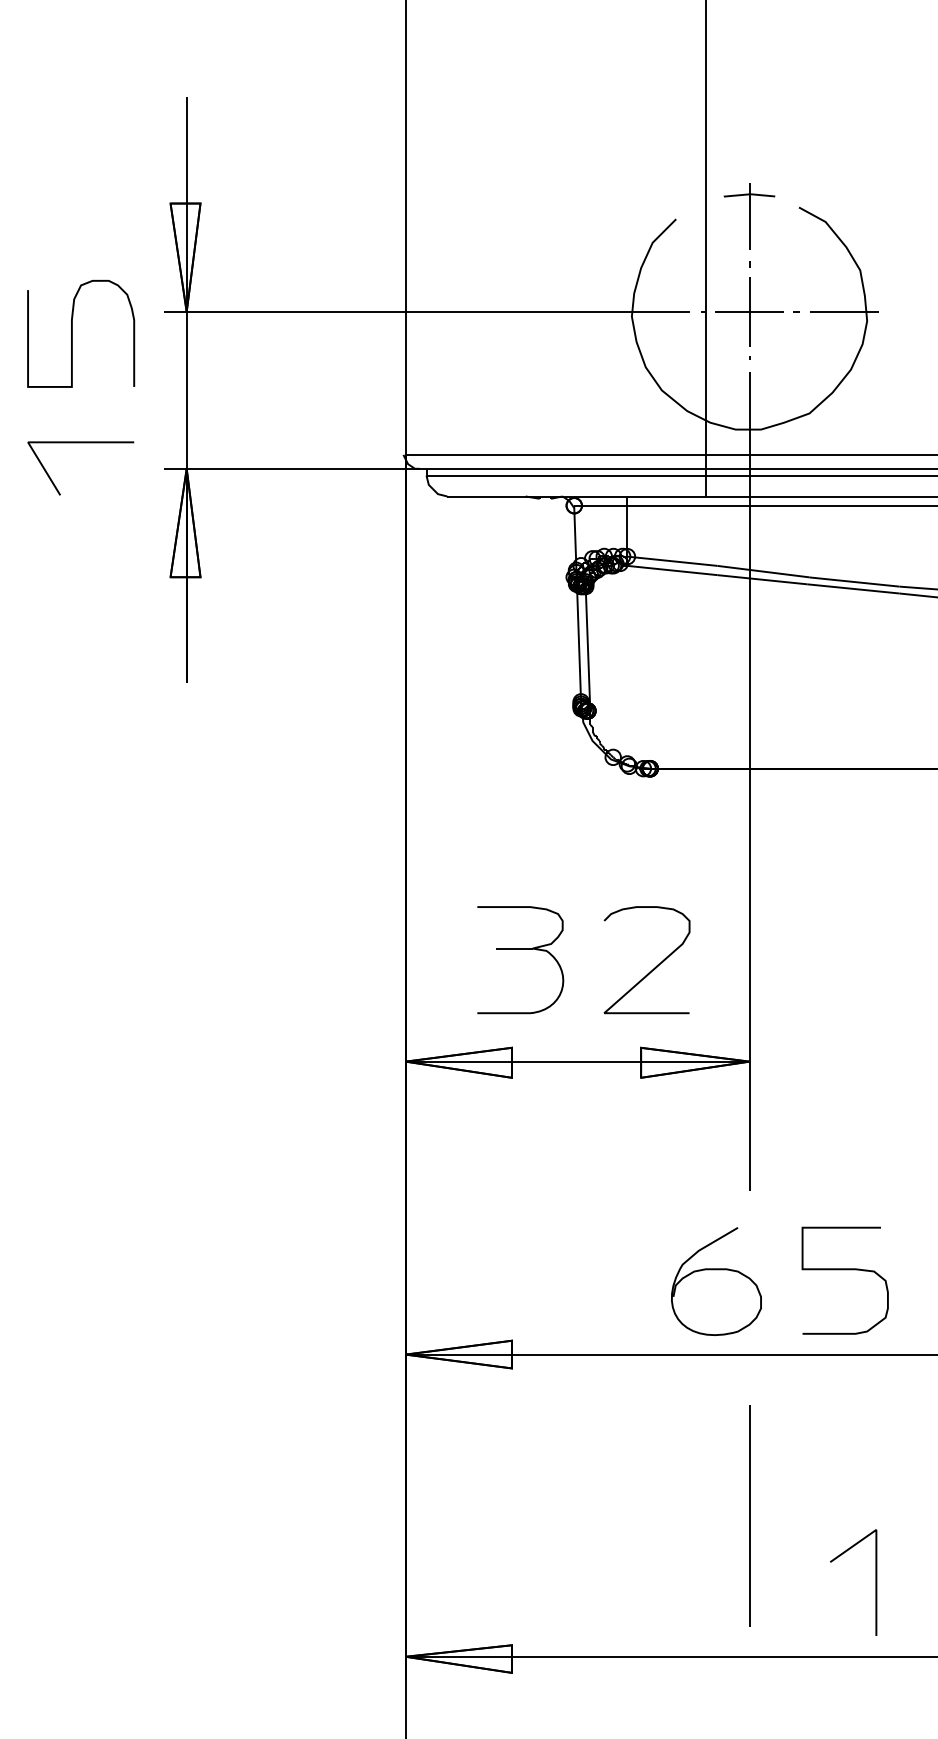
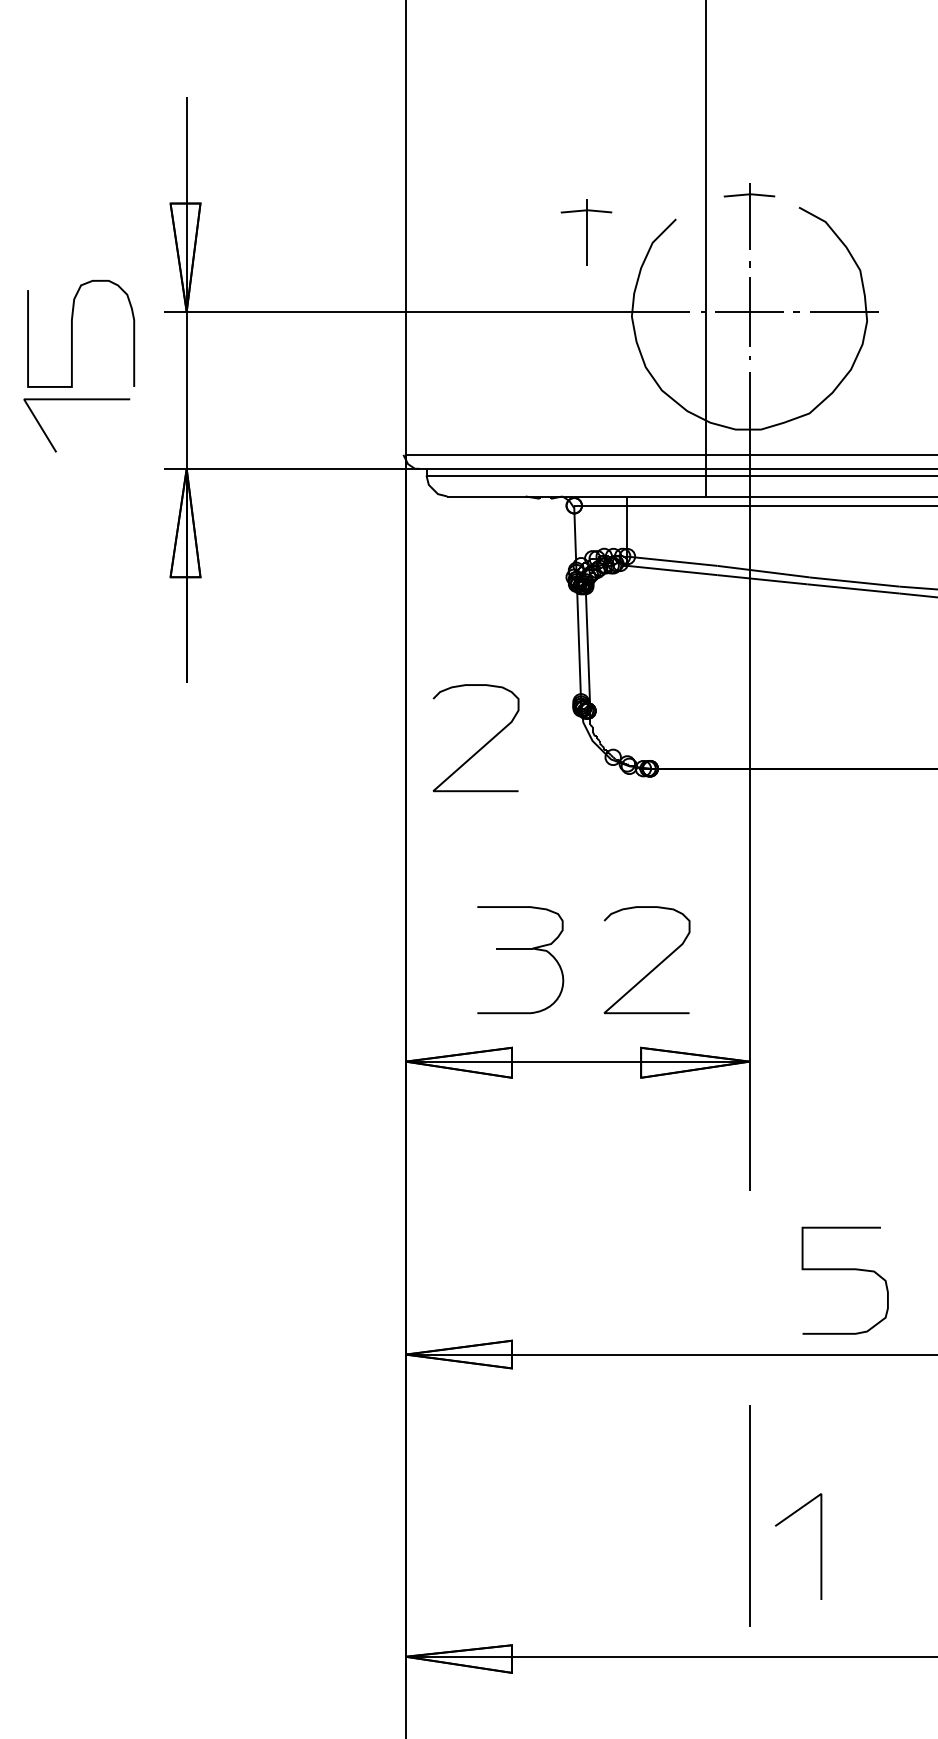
part: none -> present (586, 232)
curve position: (80, 443) -> (76, 400) (76, 400)
curve: none -> present (483, 745)
curve: present -> none (716, 1270)
curve position: (875, 1582) -> (820, 1546) (820, 1546)
